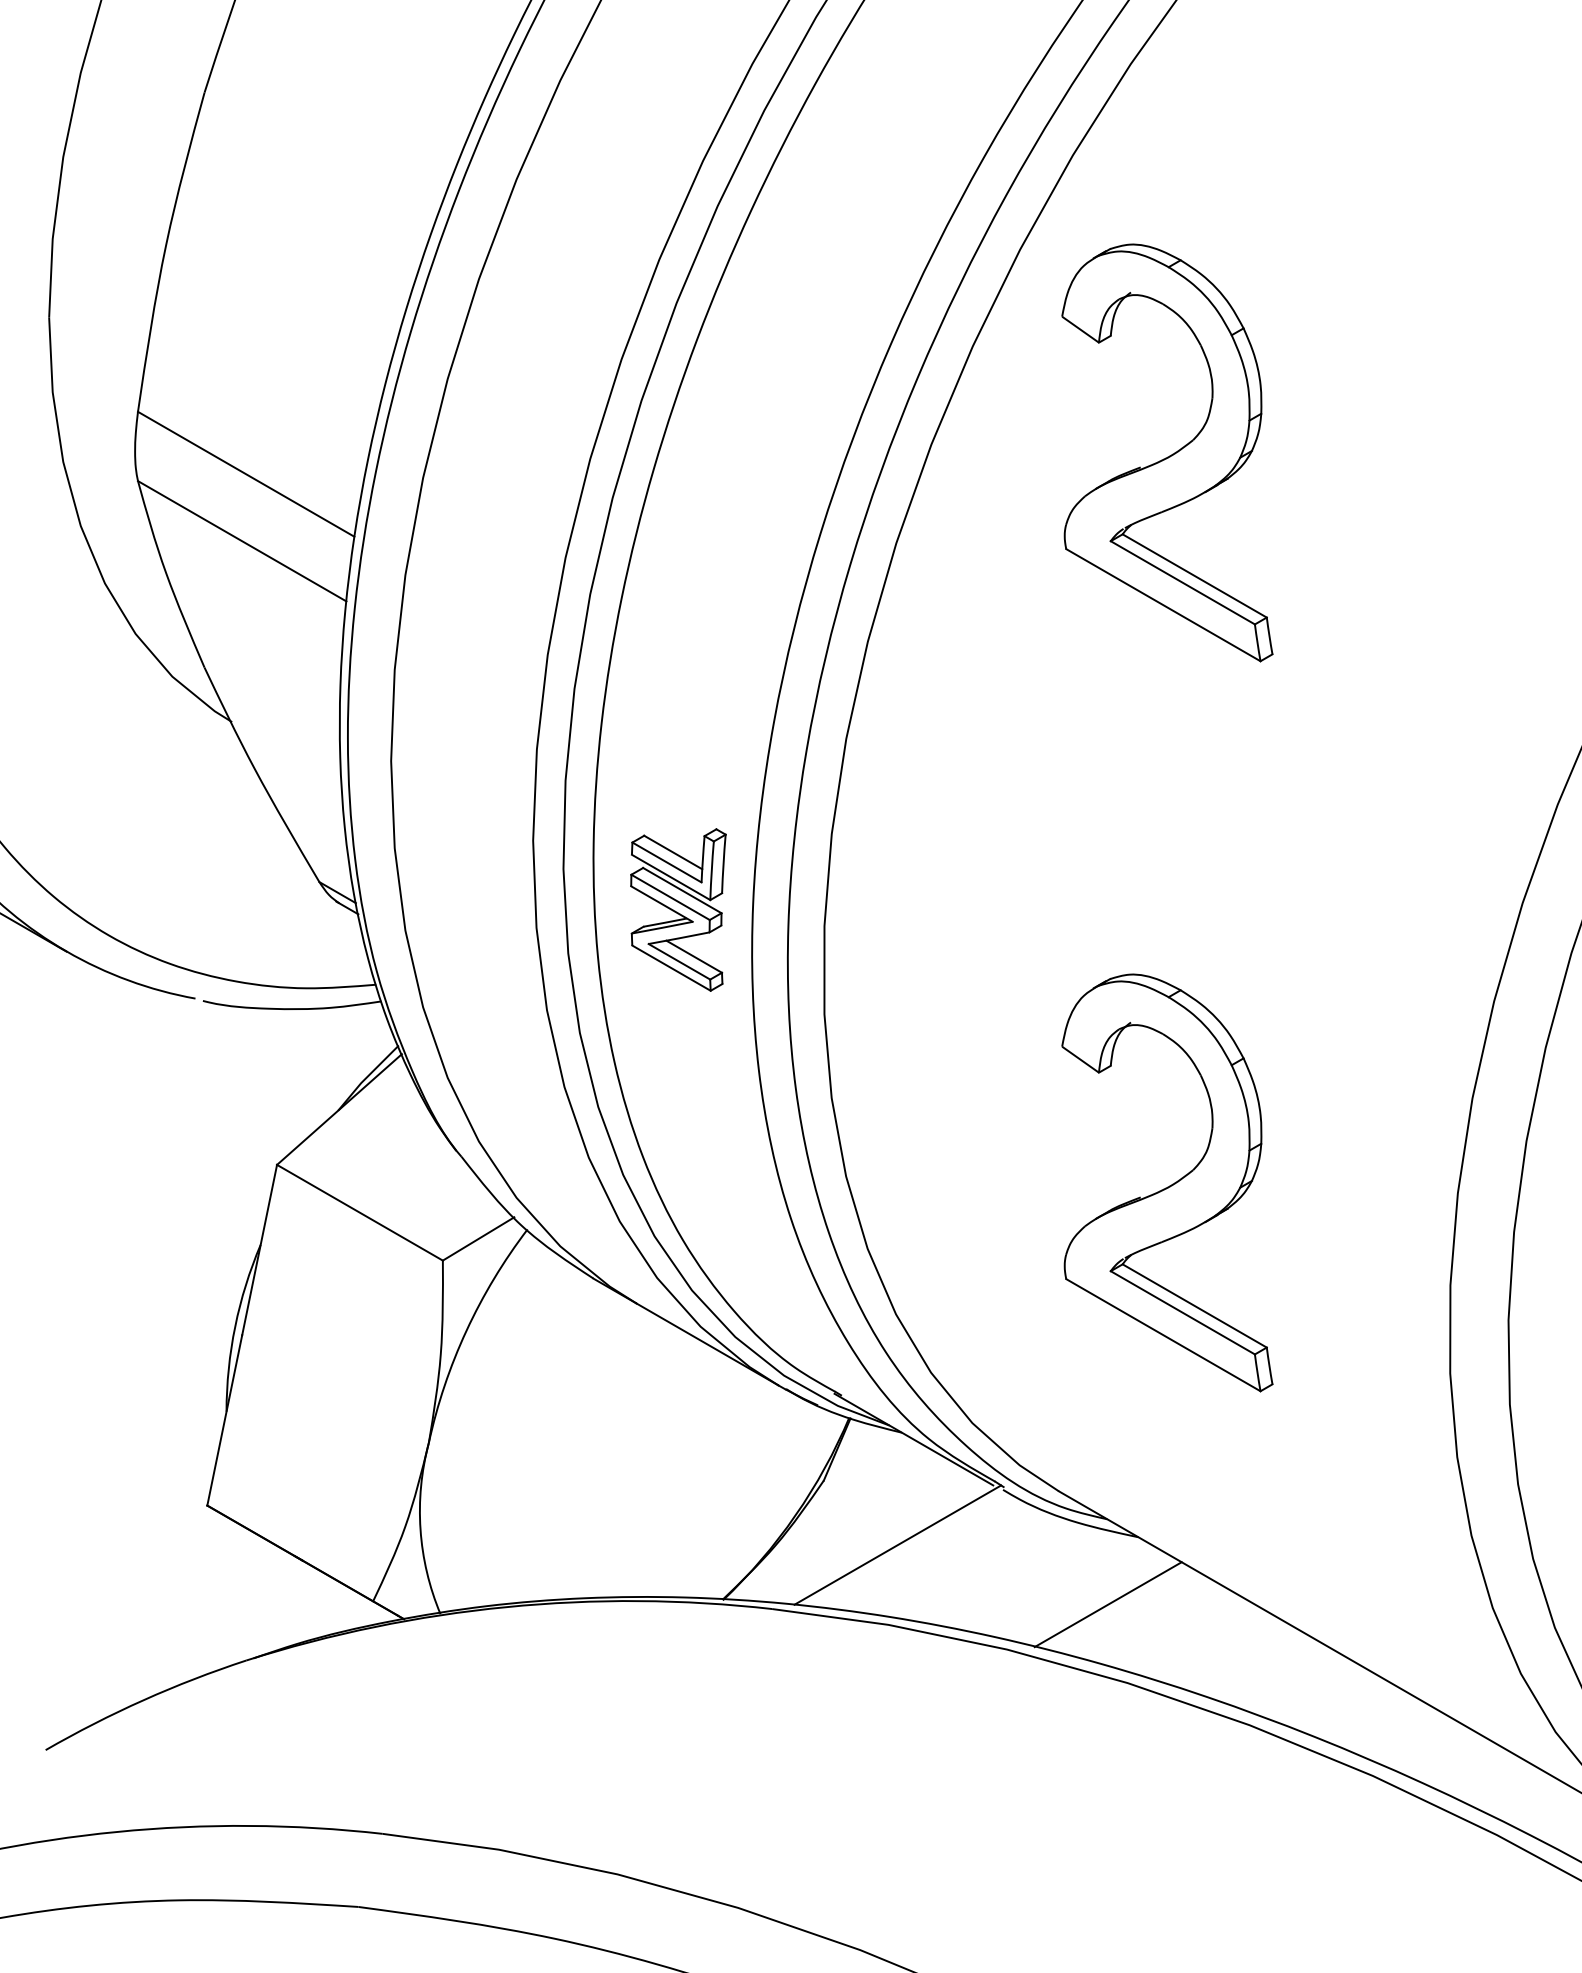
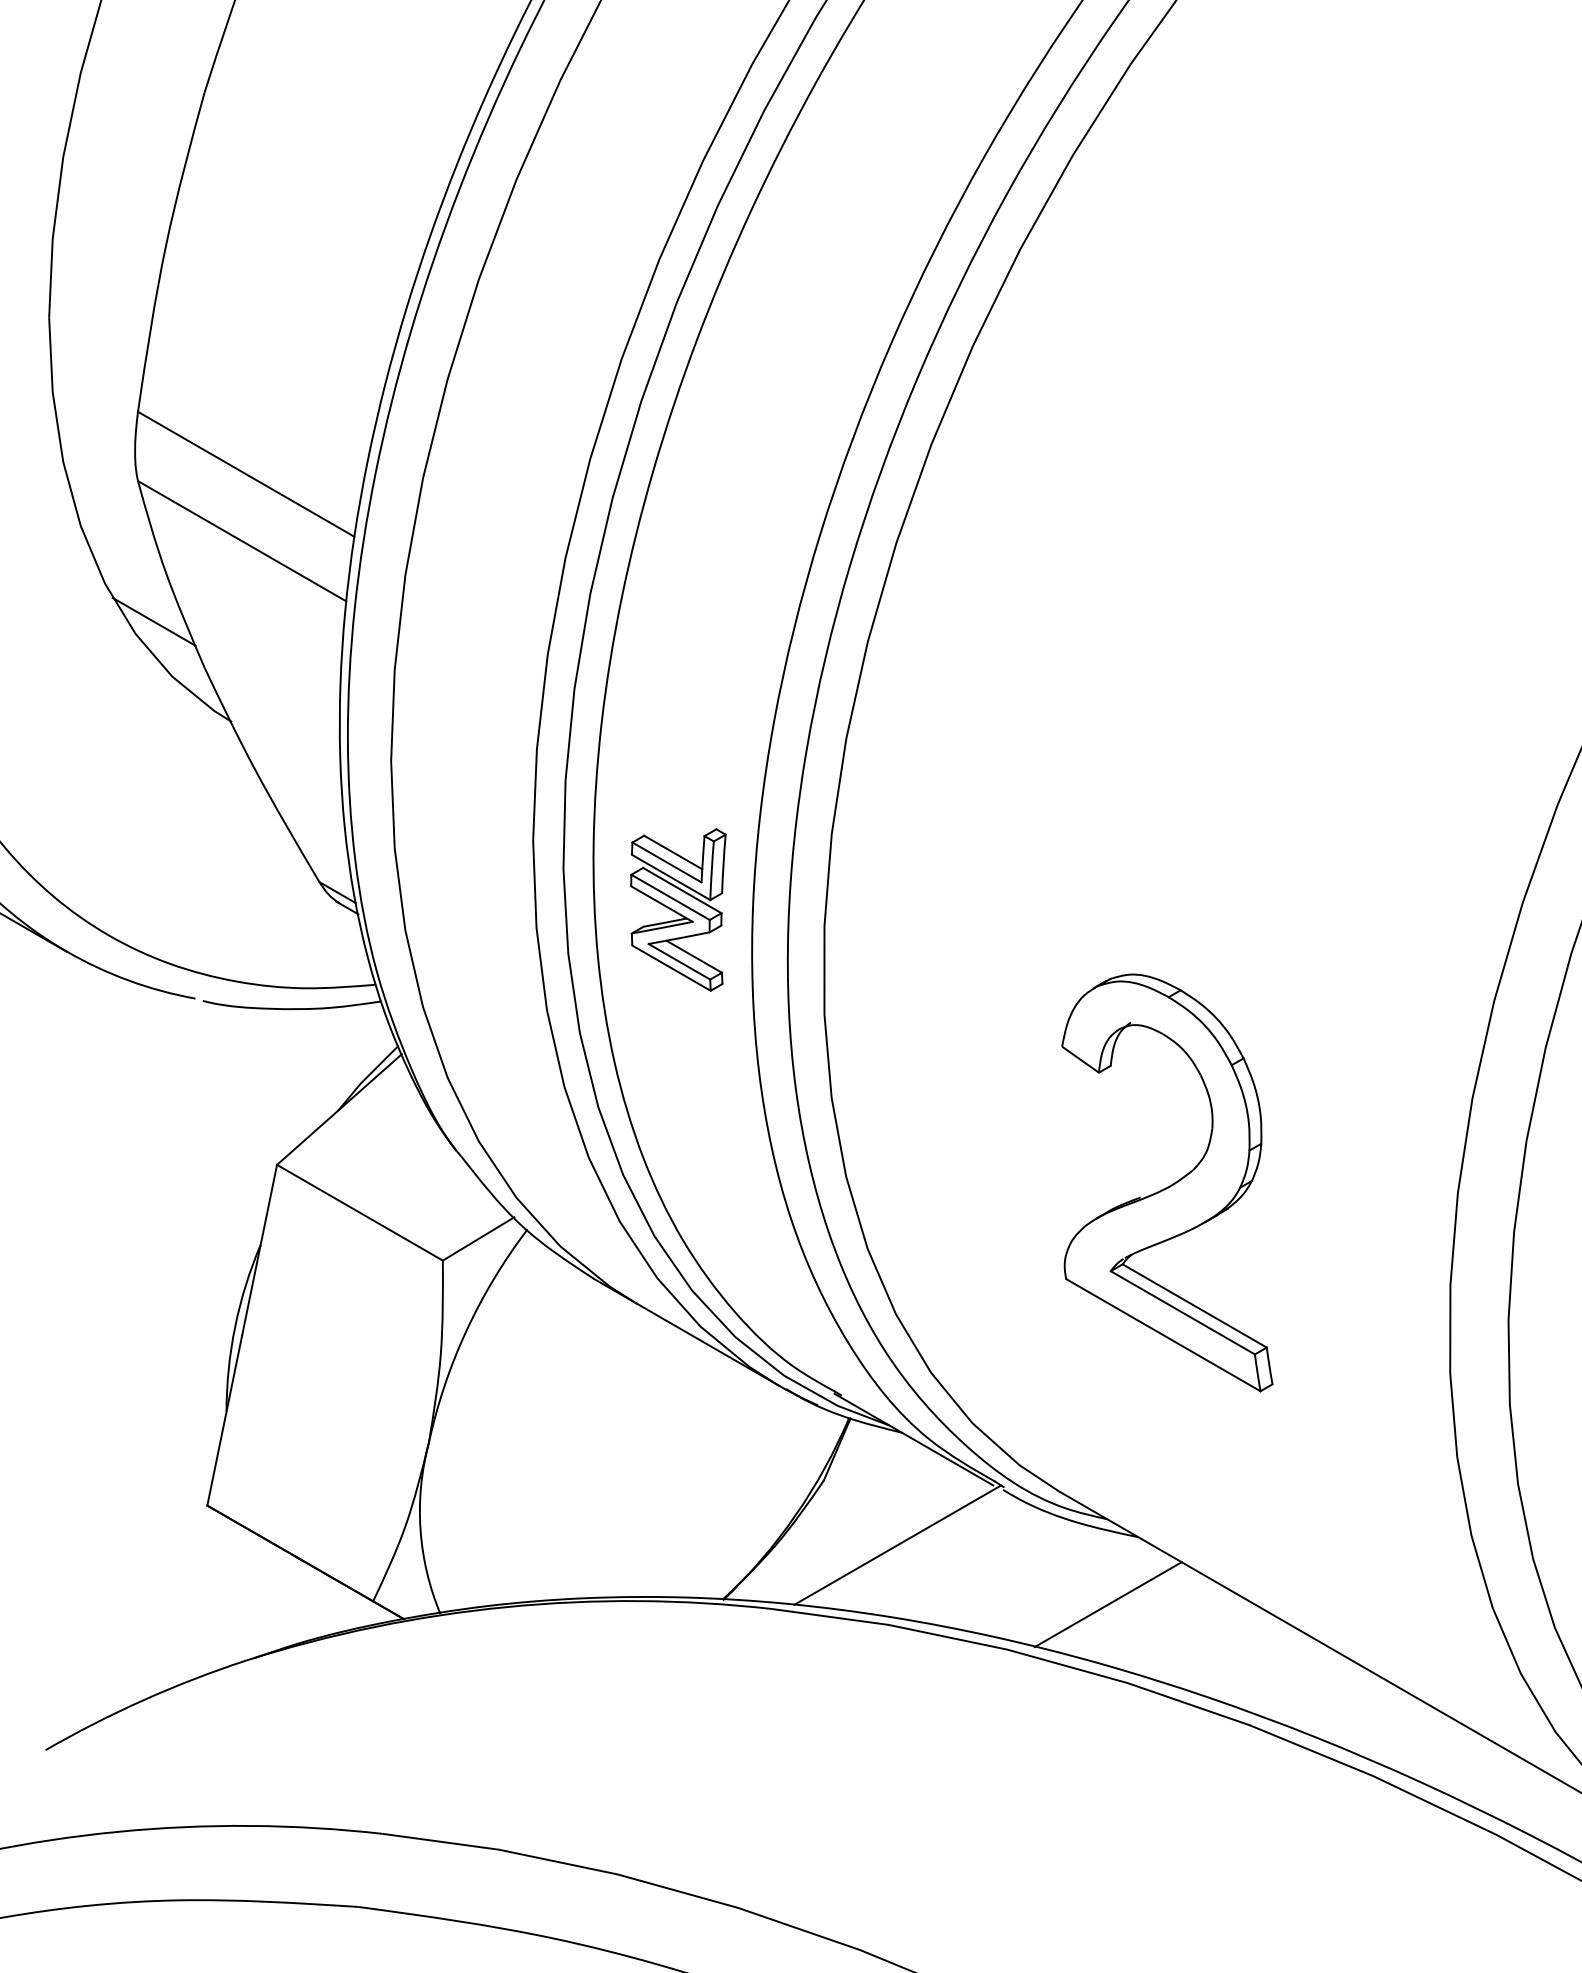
part: present -> none (1167, 452)
line: none -> present (153, 621)
